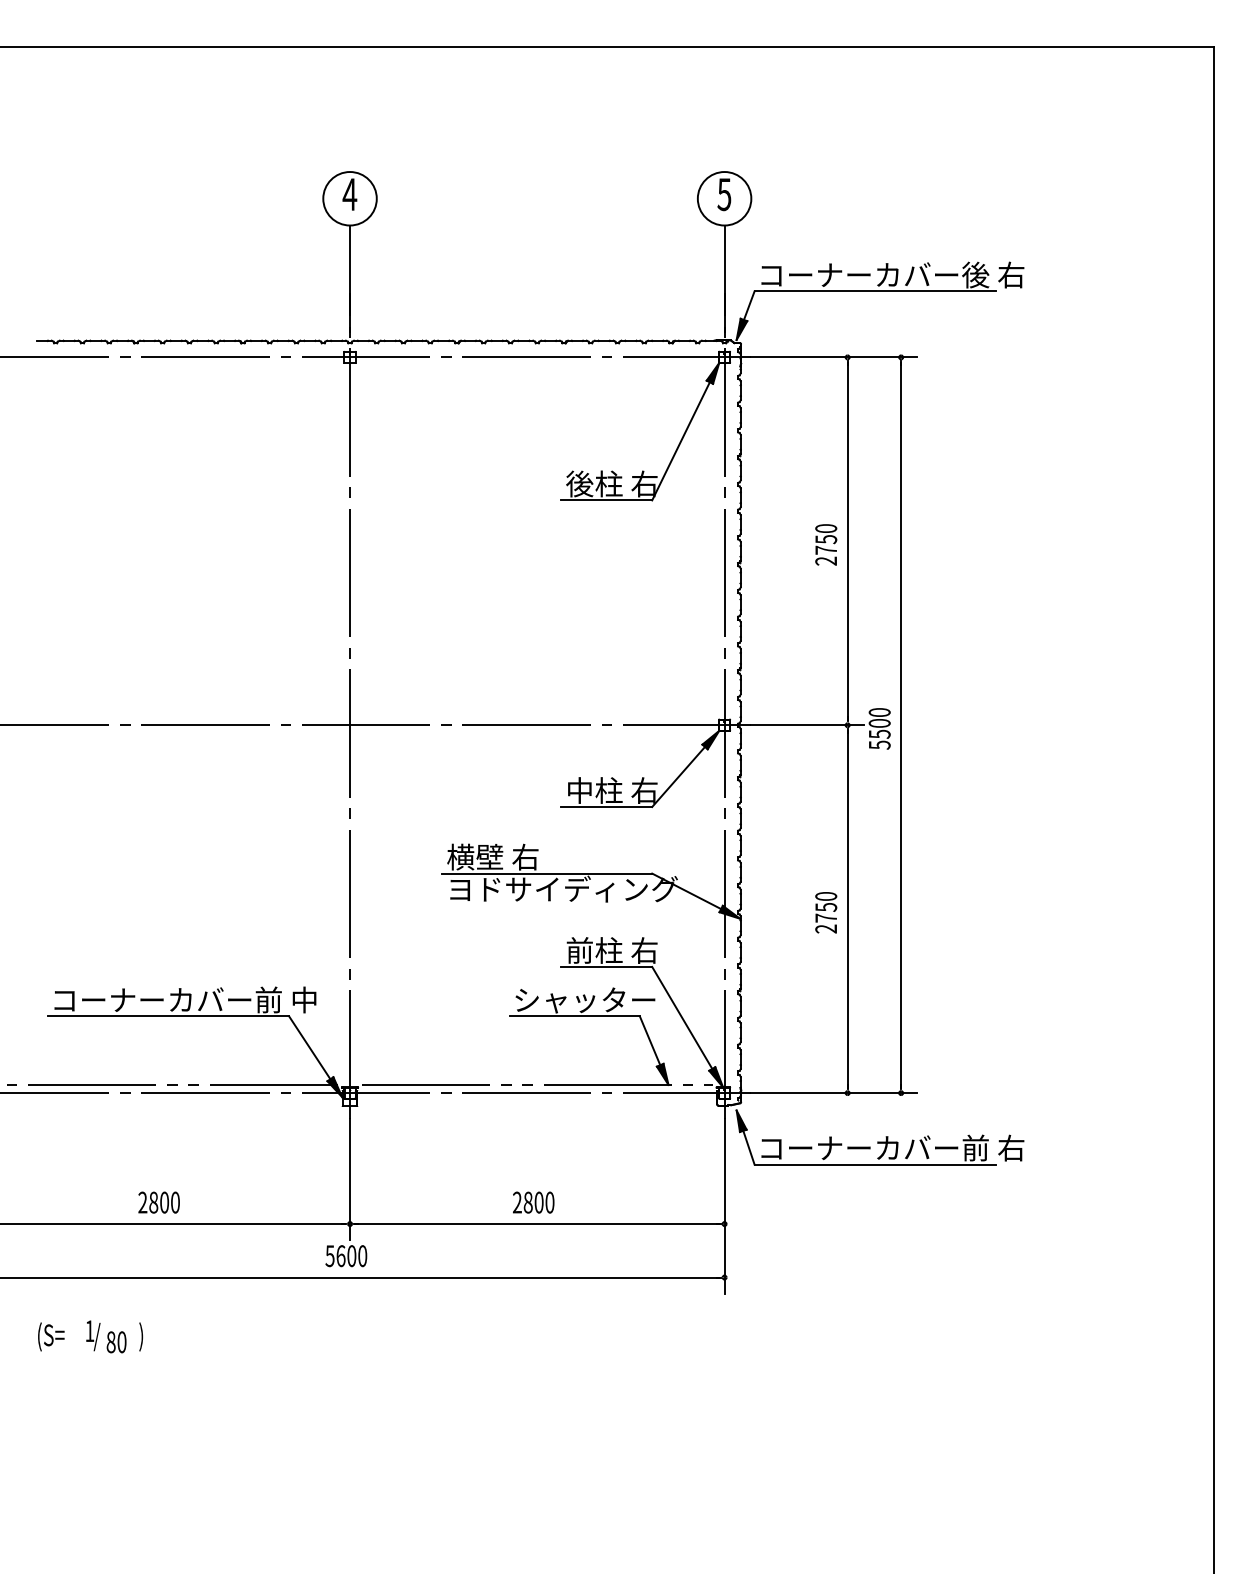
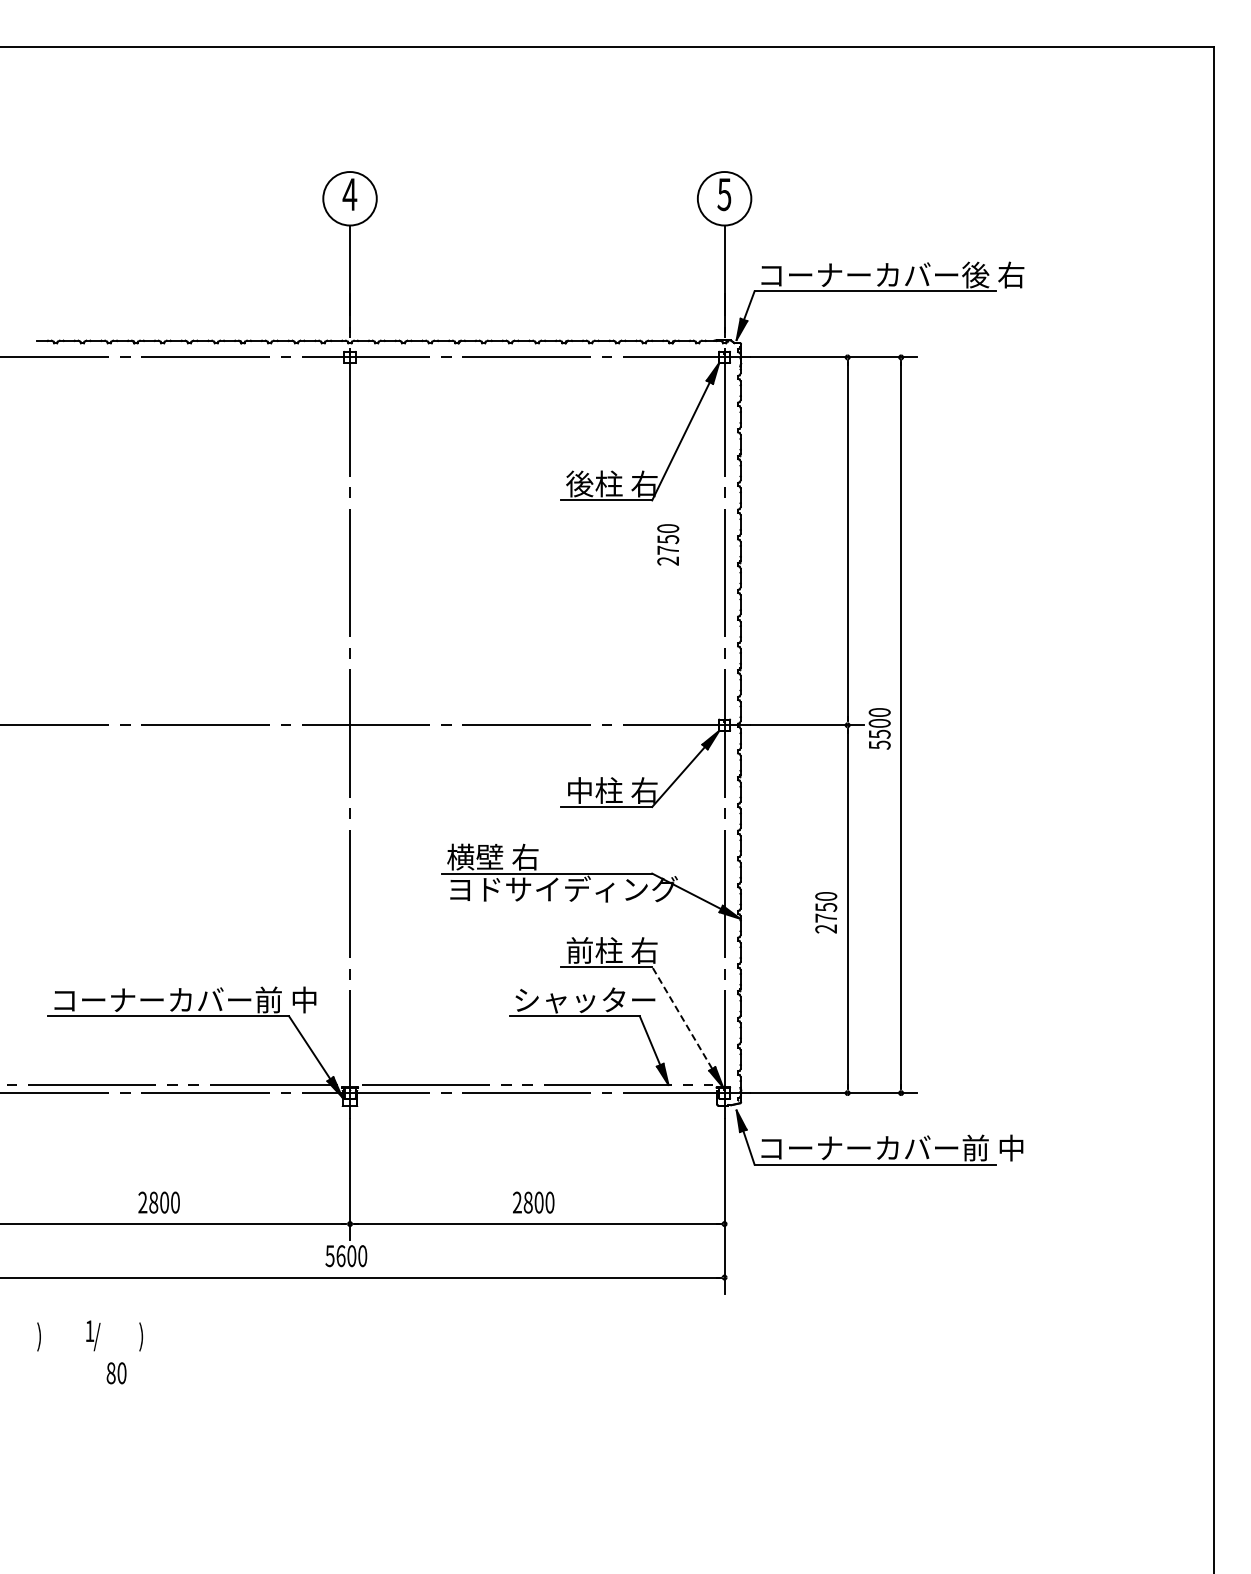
text position: (826, 544) -> (668, 544) (668, 544)
line: solid -> dashed (682, 1017)
text: コーナーカバー前 右 -> コーナーカバー前 中 (1011, 1147)
text: (S= -> ) (50, 1336)
text position: (116, 1342) -> (116, 1373) (116, 1373)
